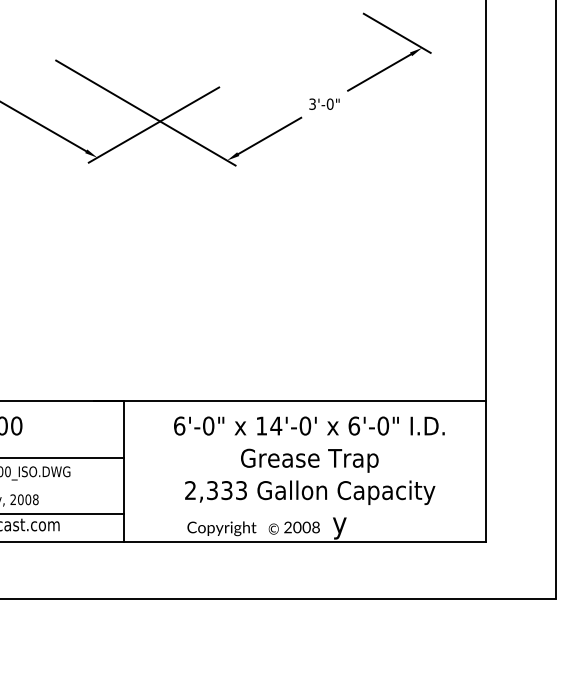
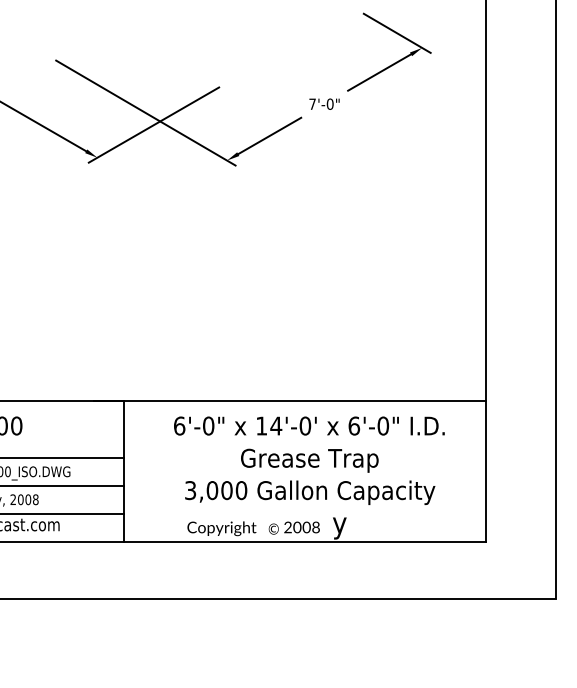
text: 3'-0" -> 7'-0" (312, 103)
line: none -> present (62, 486)
text: 2,333 -> 3,000 (216, 490)
